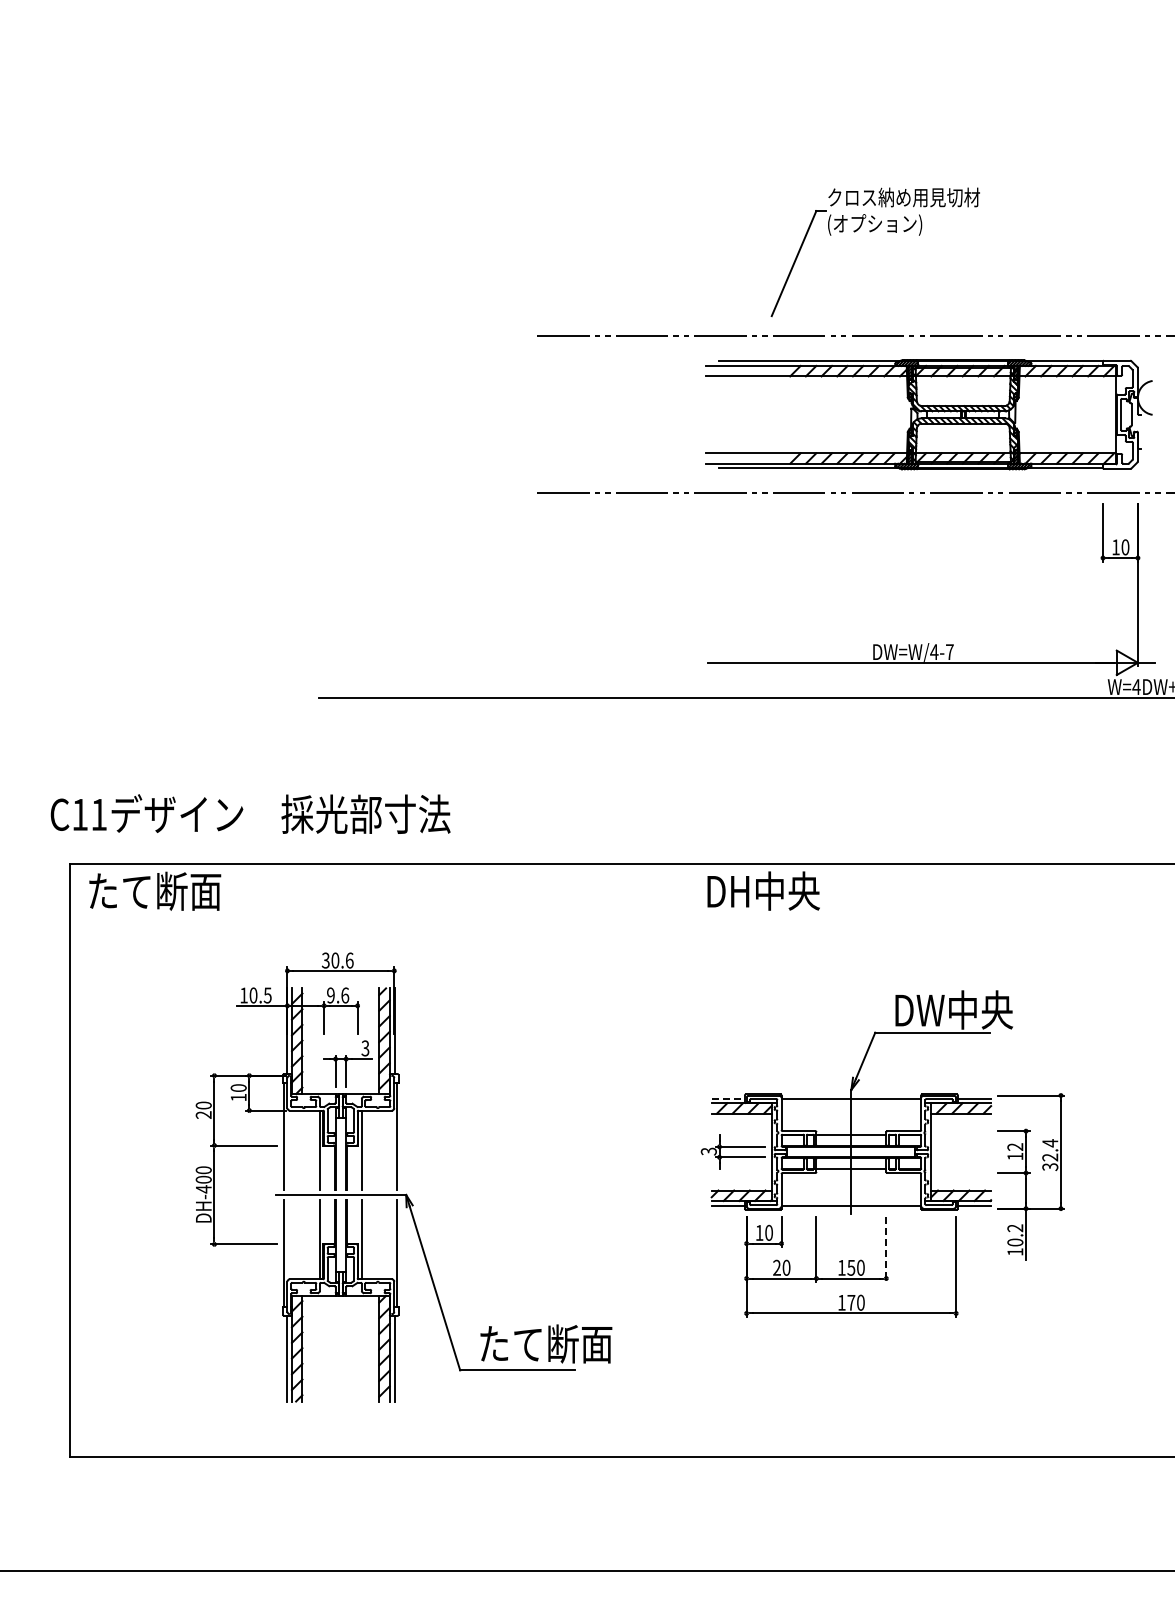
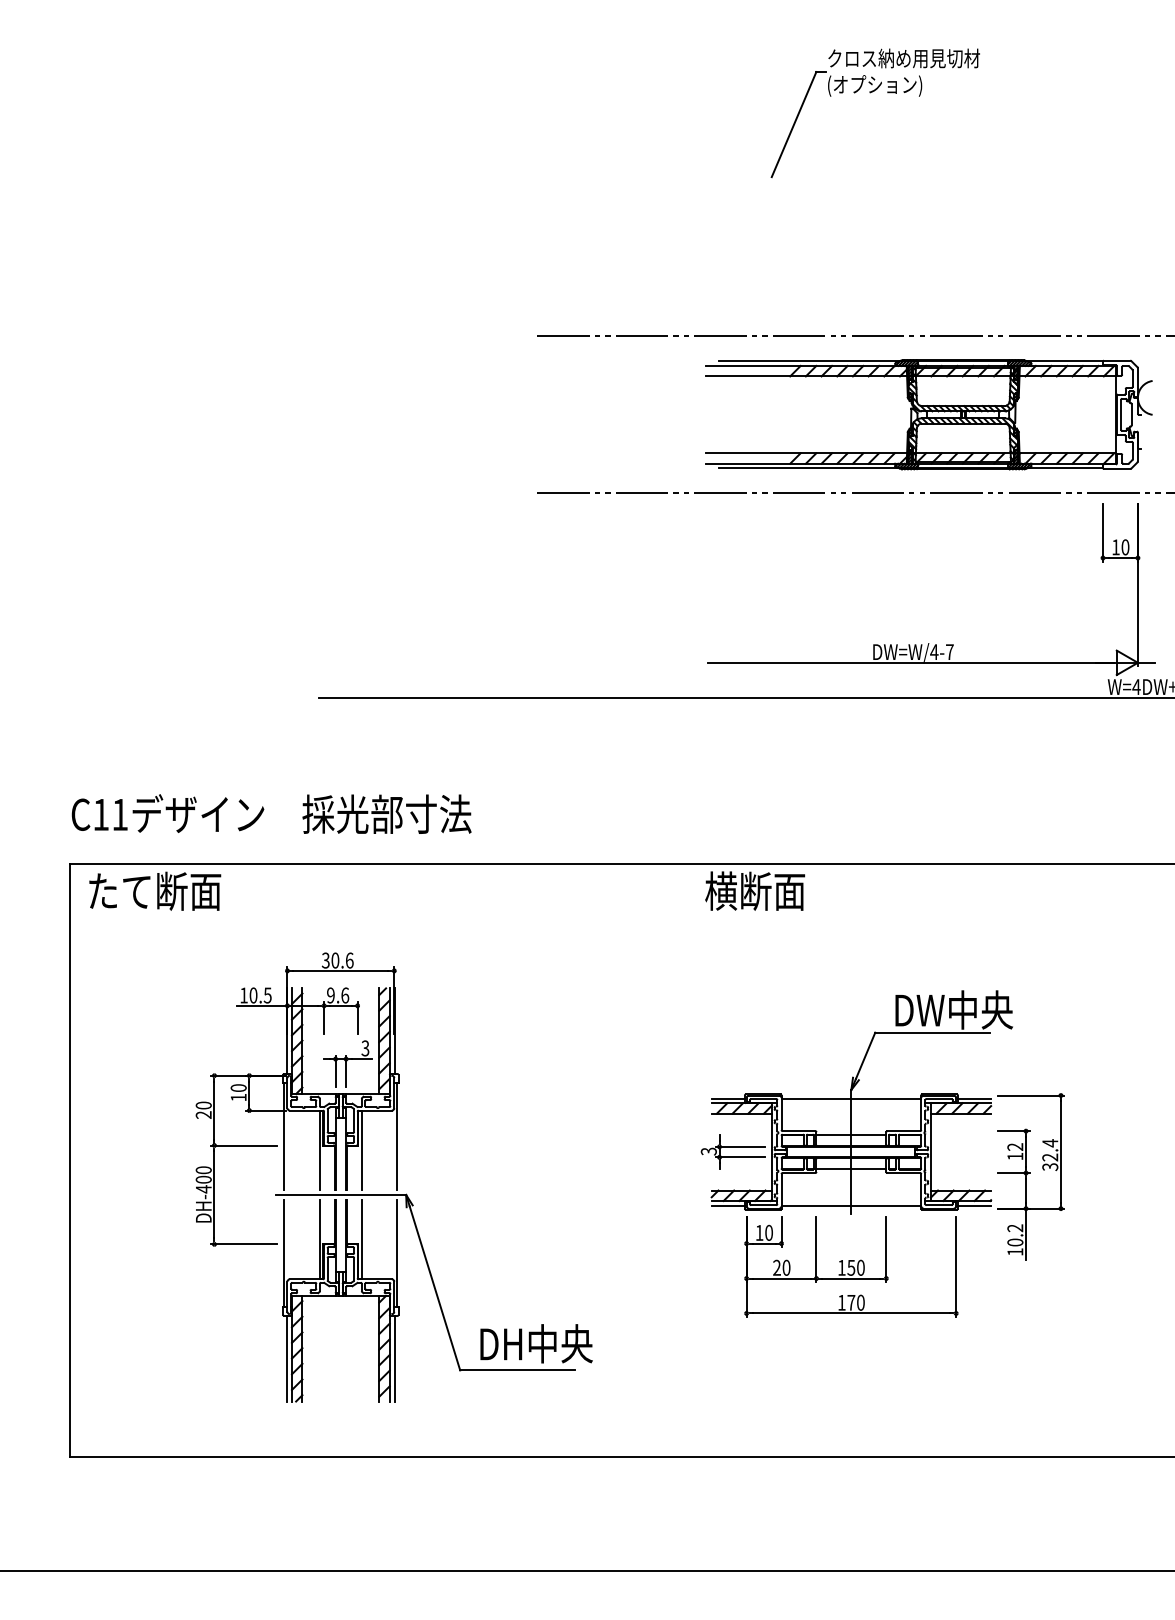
part position: (870, 232) -> (870, 93) (870, 93)
text position: (250, 813) -> (271, 813) (271, 813)
text: DH中央 -> 横断面 (762, 890)
line: dashed -> solid (728, 1098)
line: dashed -> solid (886, 1249)
text: たて断面 -> DH中央 (546, 1343)
